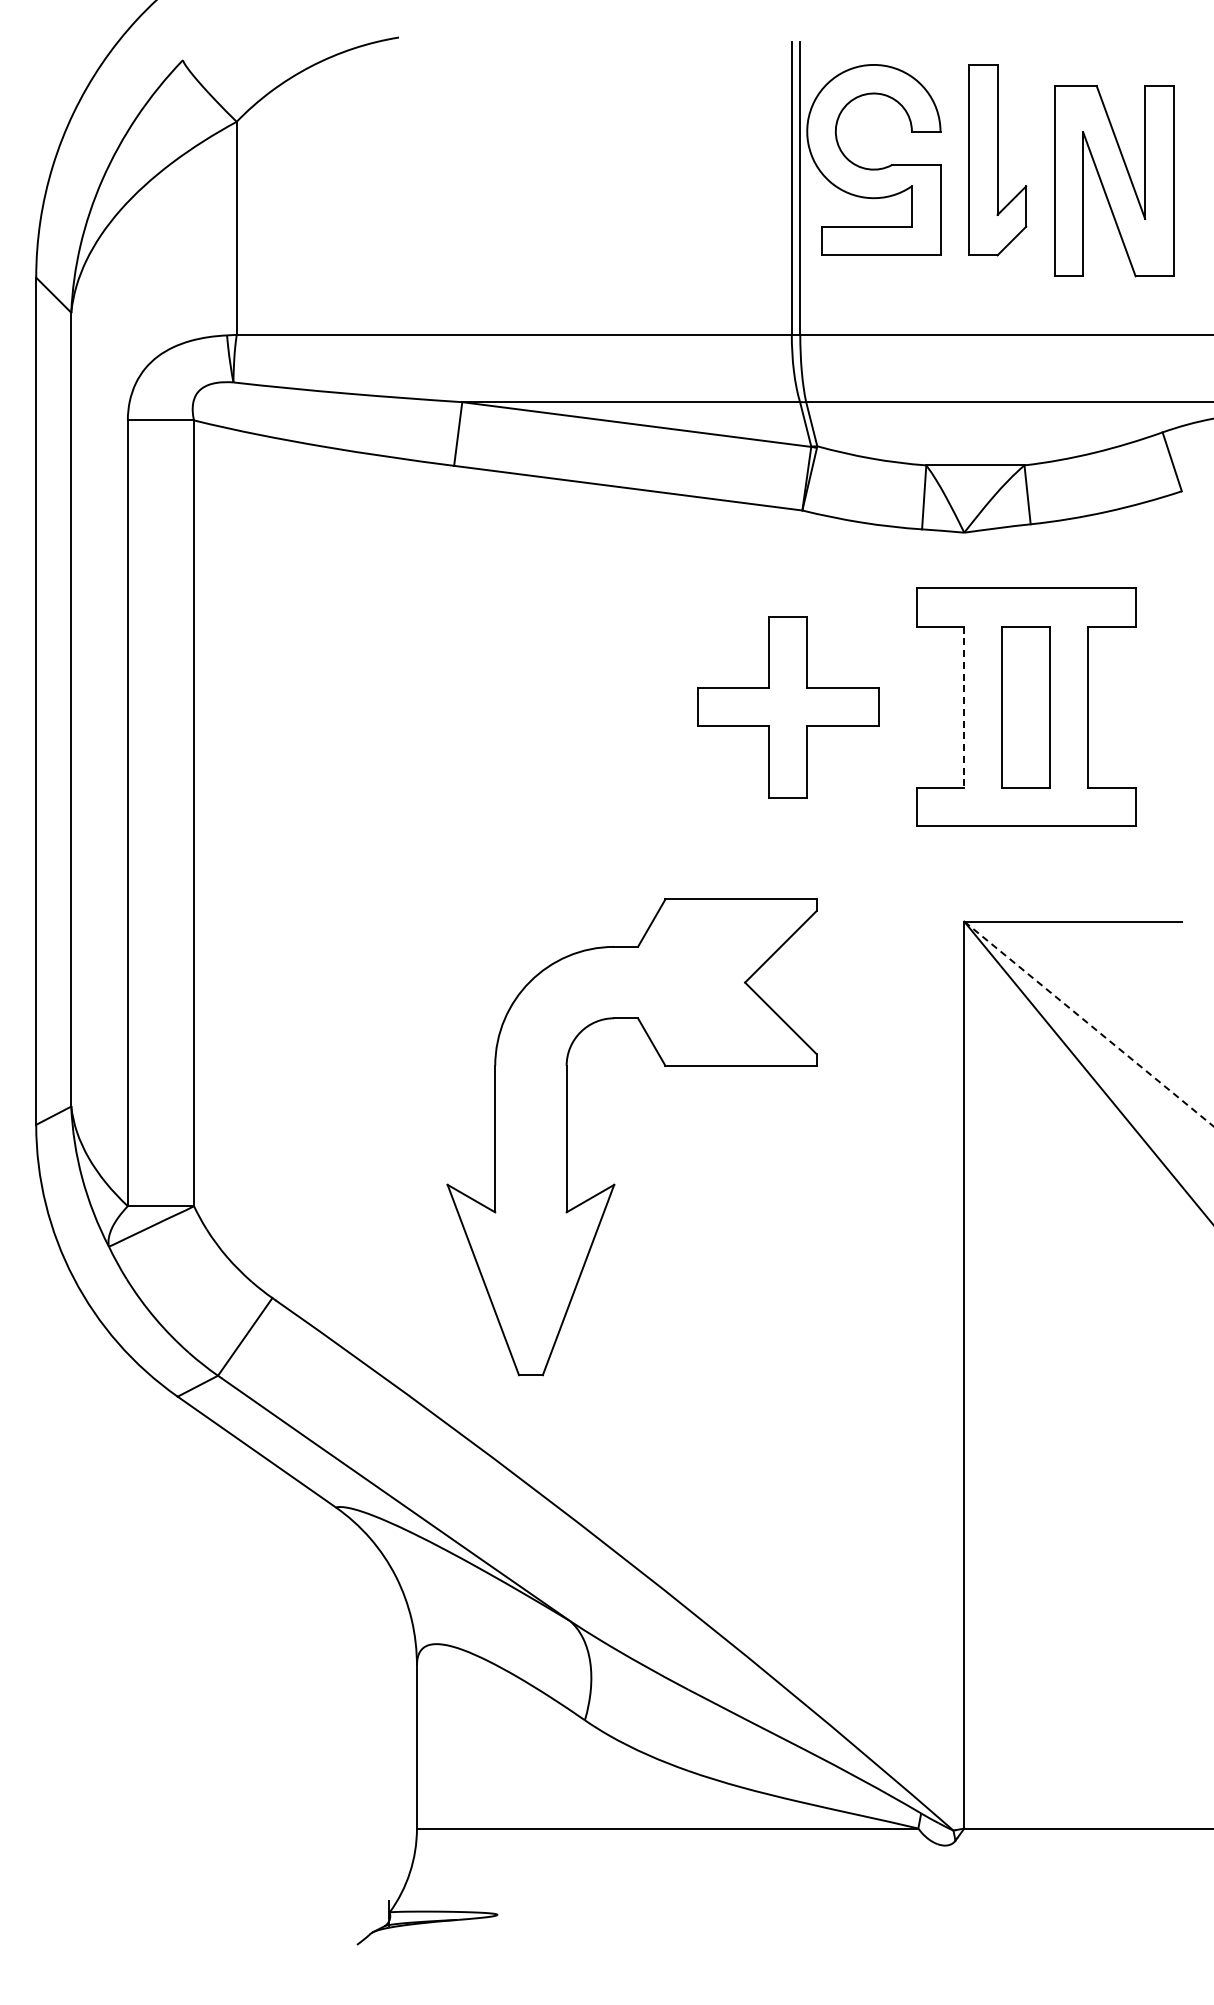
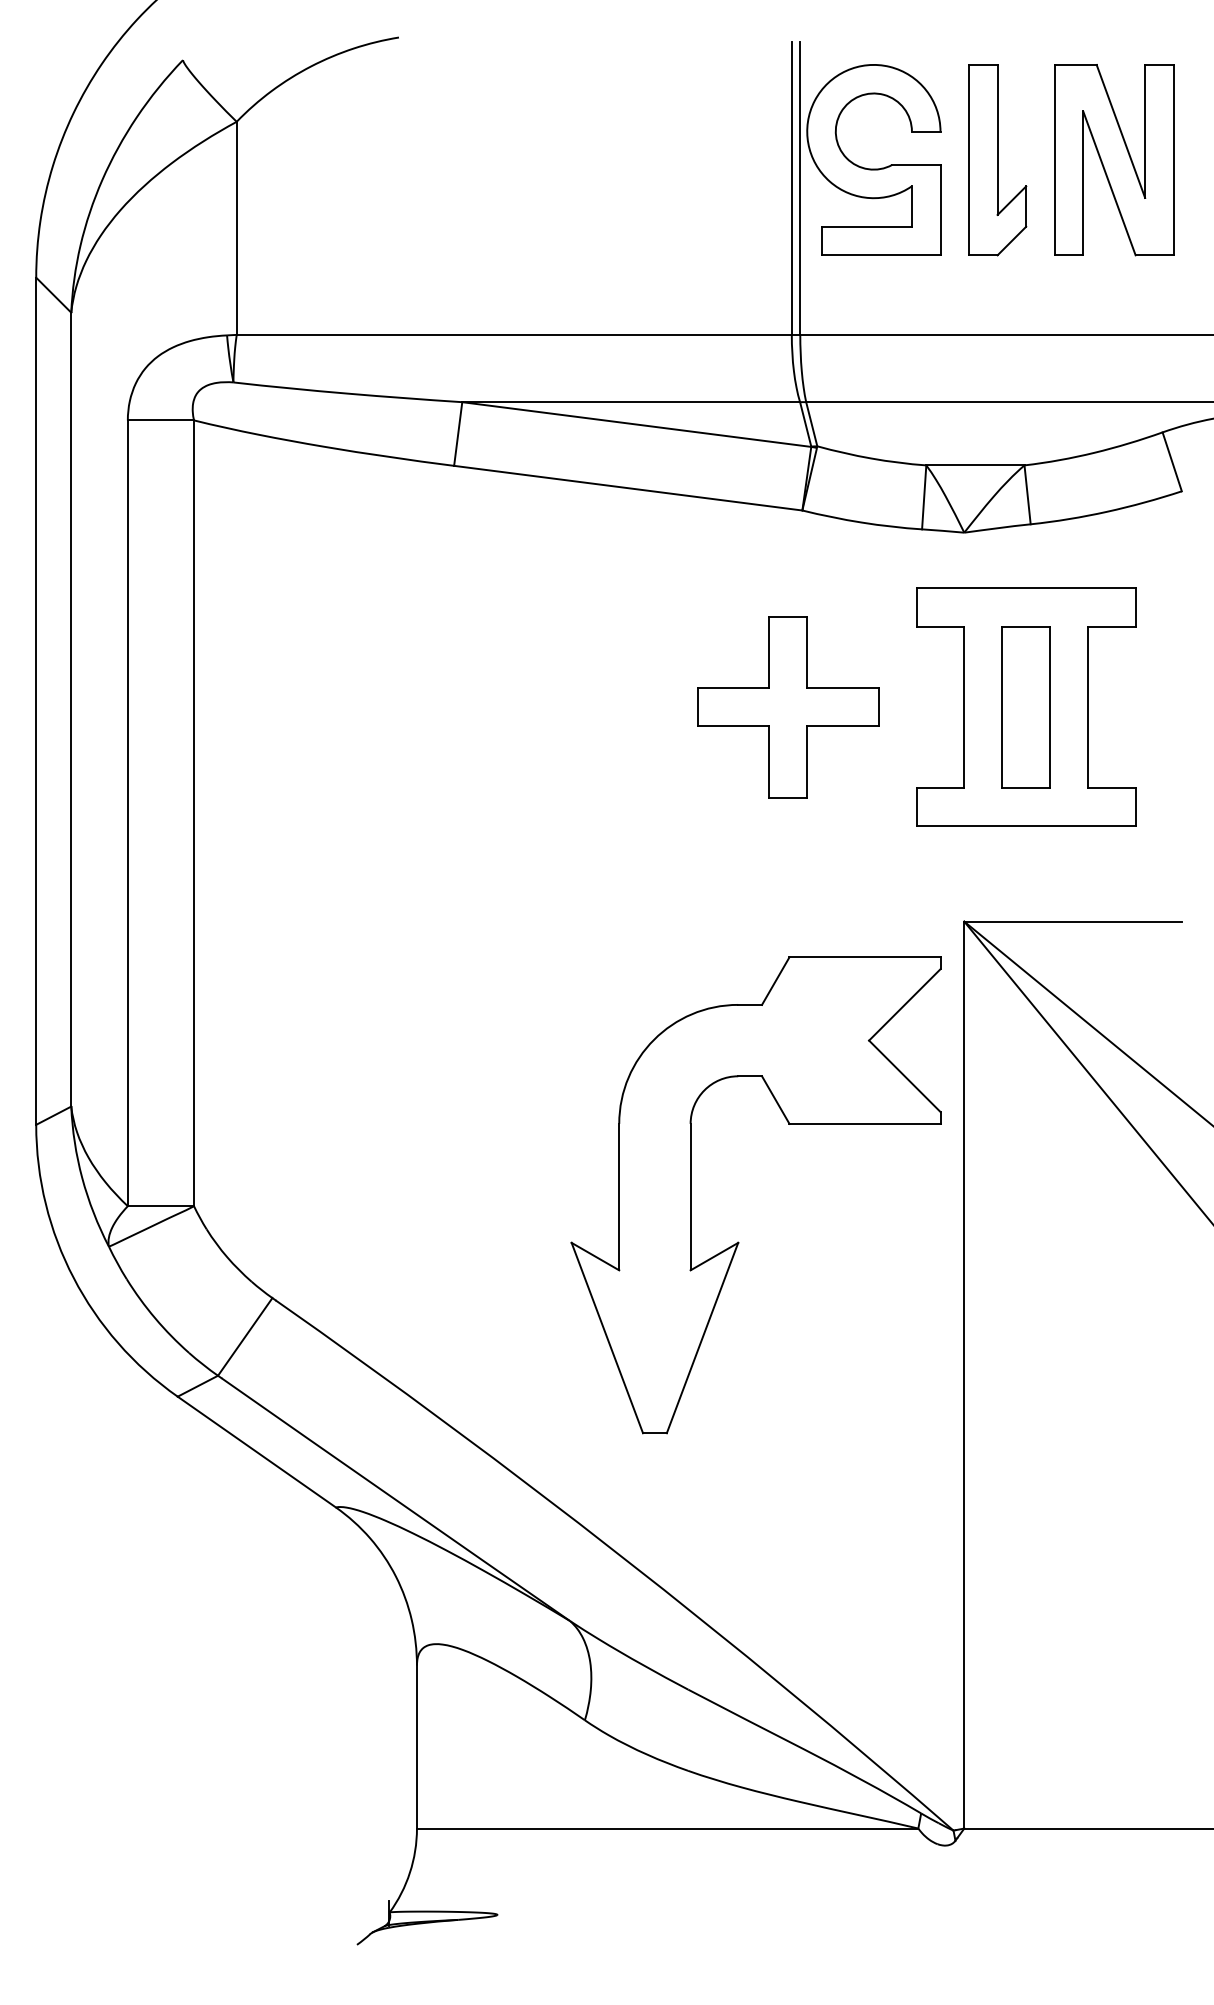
part position: (1114, 181) -> (1114, 160) (1114, 160)
line: dashed -> solid (964, 707)
line: dashed -> solid (1089, 1024)
part position: (614, 1183) -> (738, 1241) (738, 1241)
